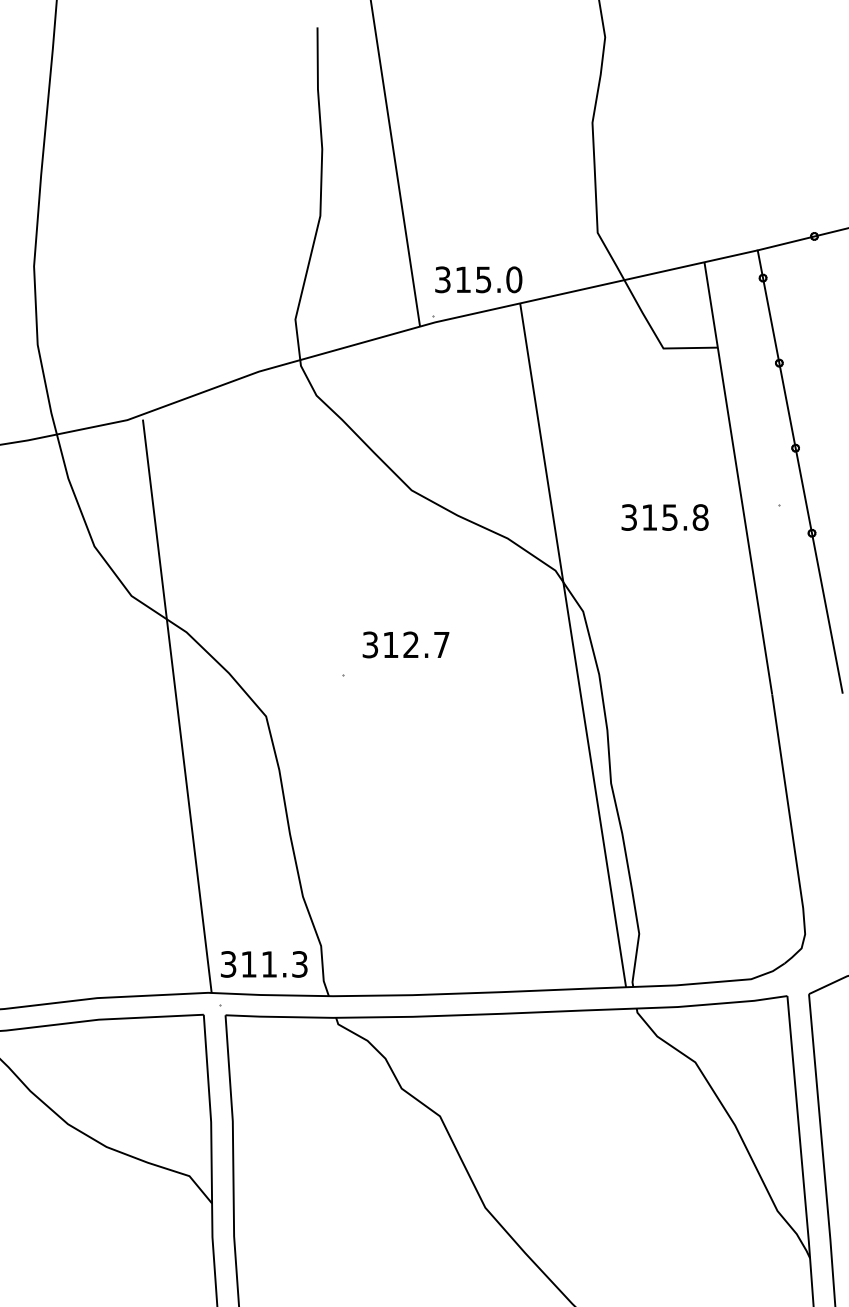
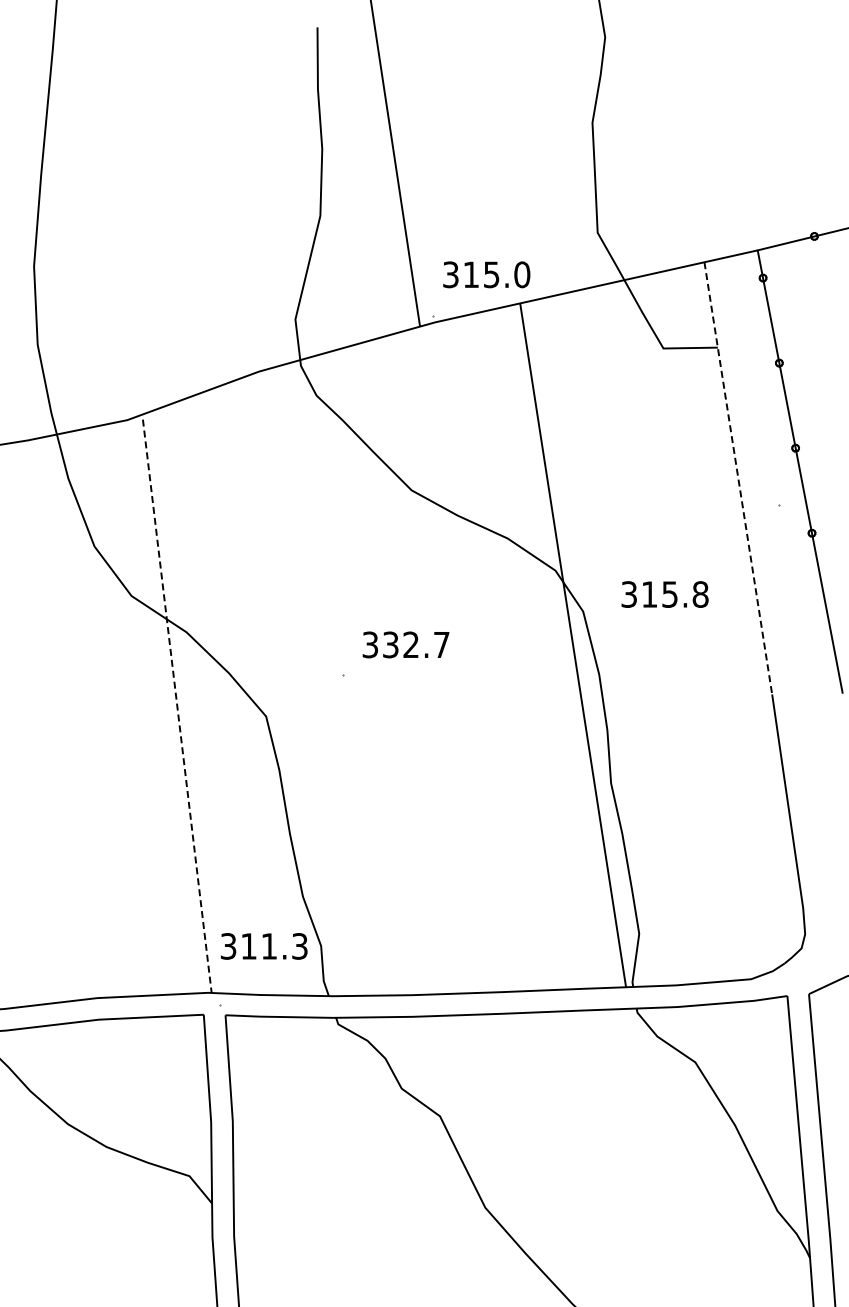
text position: (478, 279) -> (486, 274) (486, 274)
line: solid -> dashed (738, 478)
text position: (664, 517) -> (664, 594) (664, 594)
text: 312.7 -> 332.7 (390, 644)
line: solid -> dashed (177, 706)
text position: (264, 964) -> (264, 946) (264, 946)
